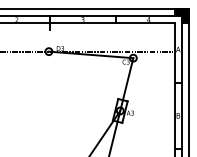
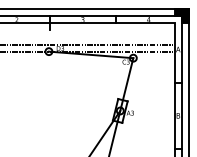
line: none -> present (88, 44)
